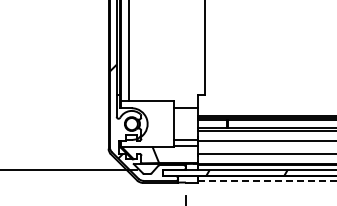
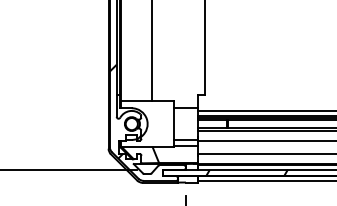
line position: (129, 51) -> (152, 51) (152, 51)
line: none -> present (265, 110)
line: dashed -> solid (267, 180)
